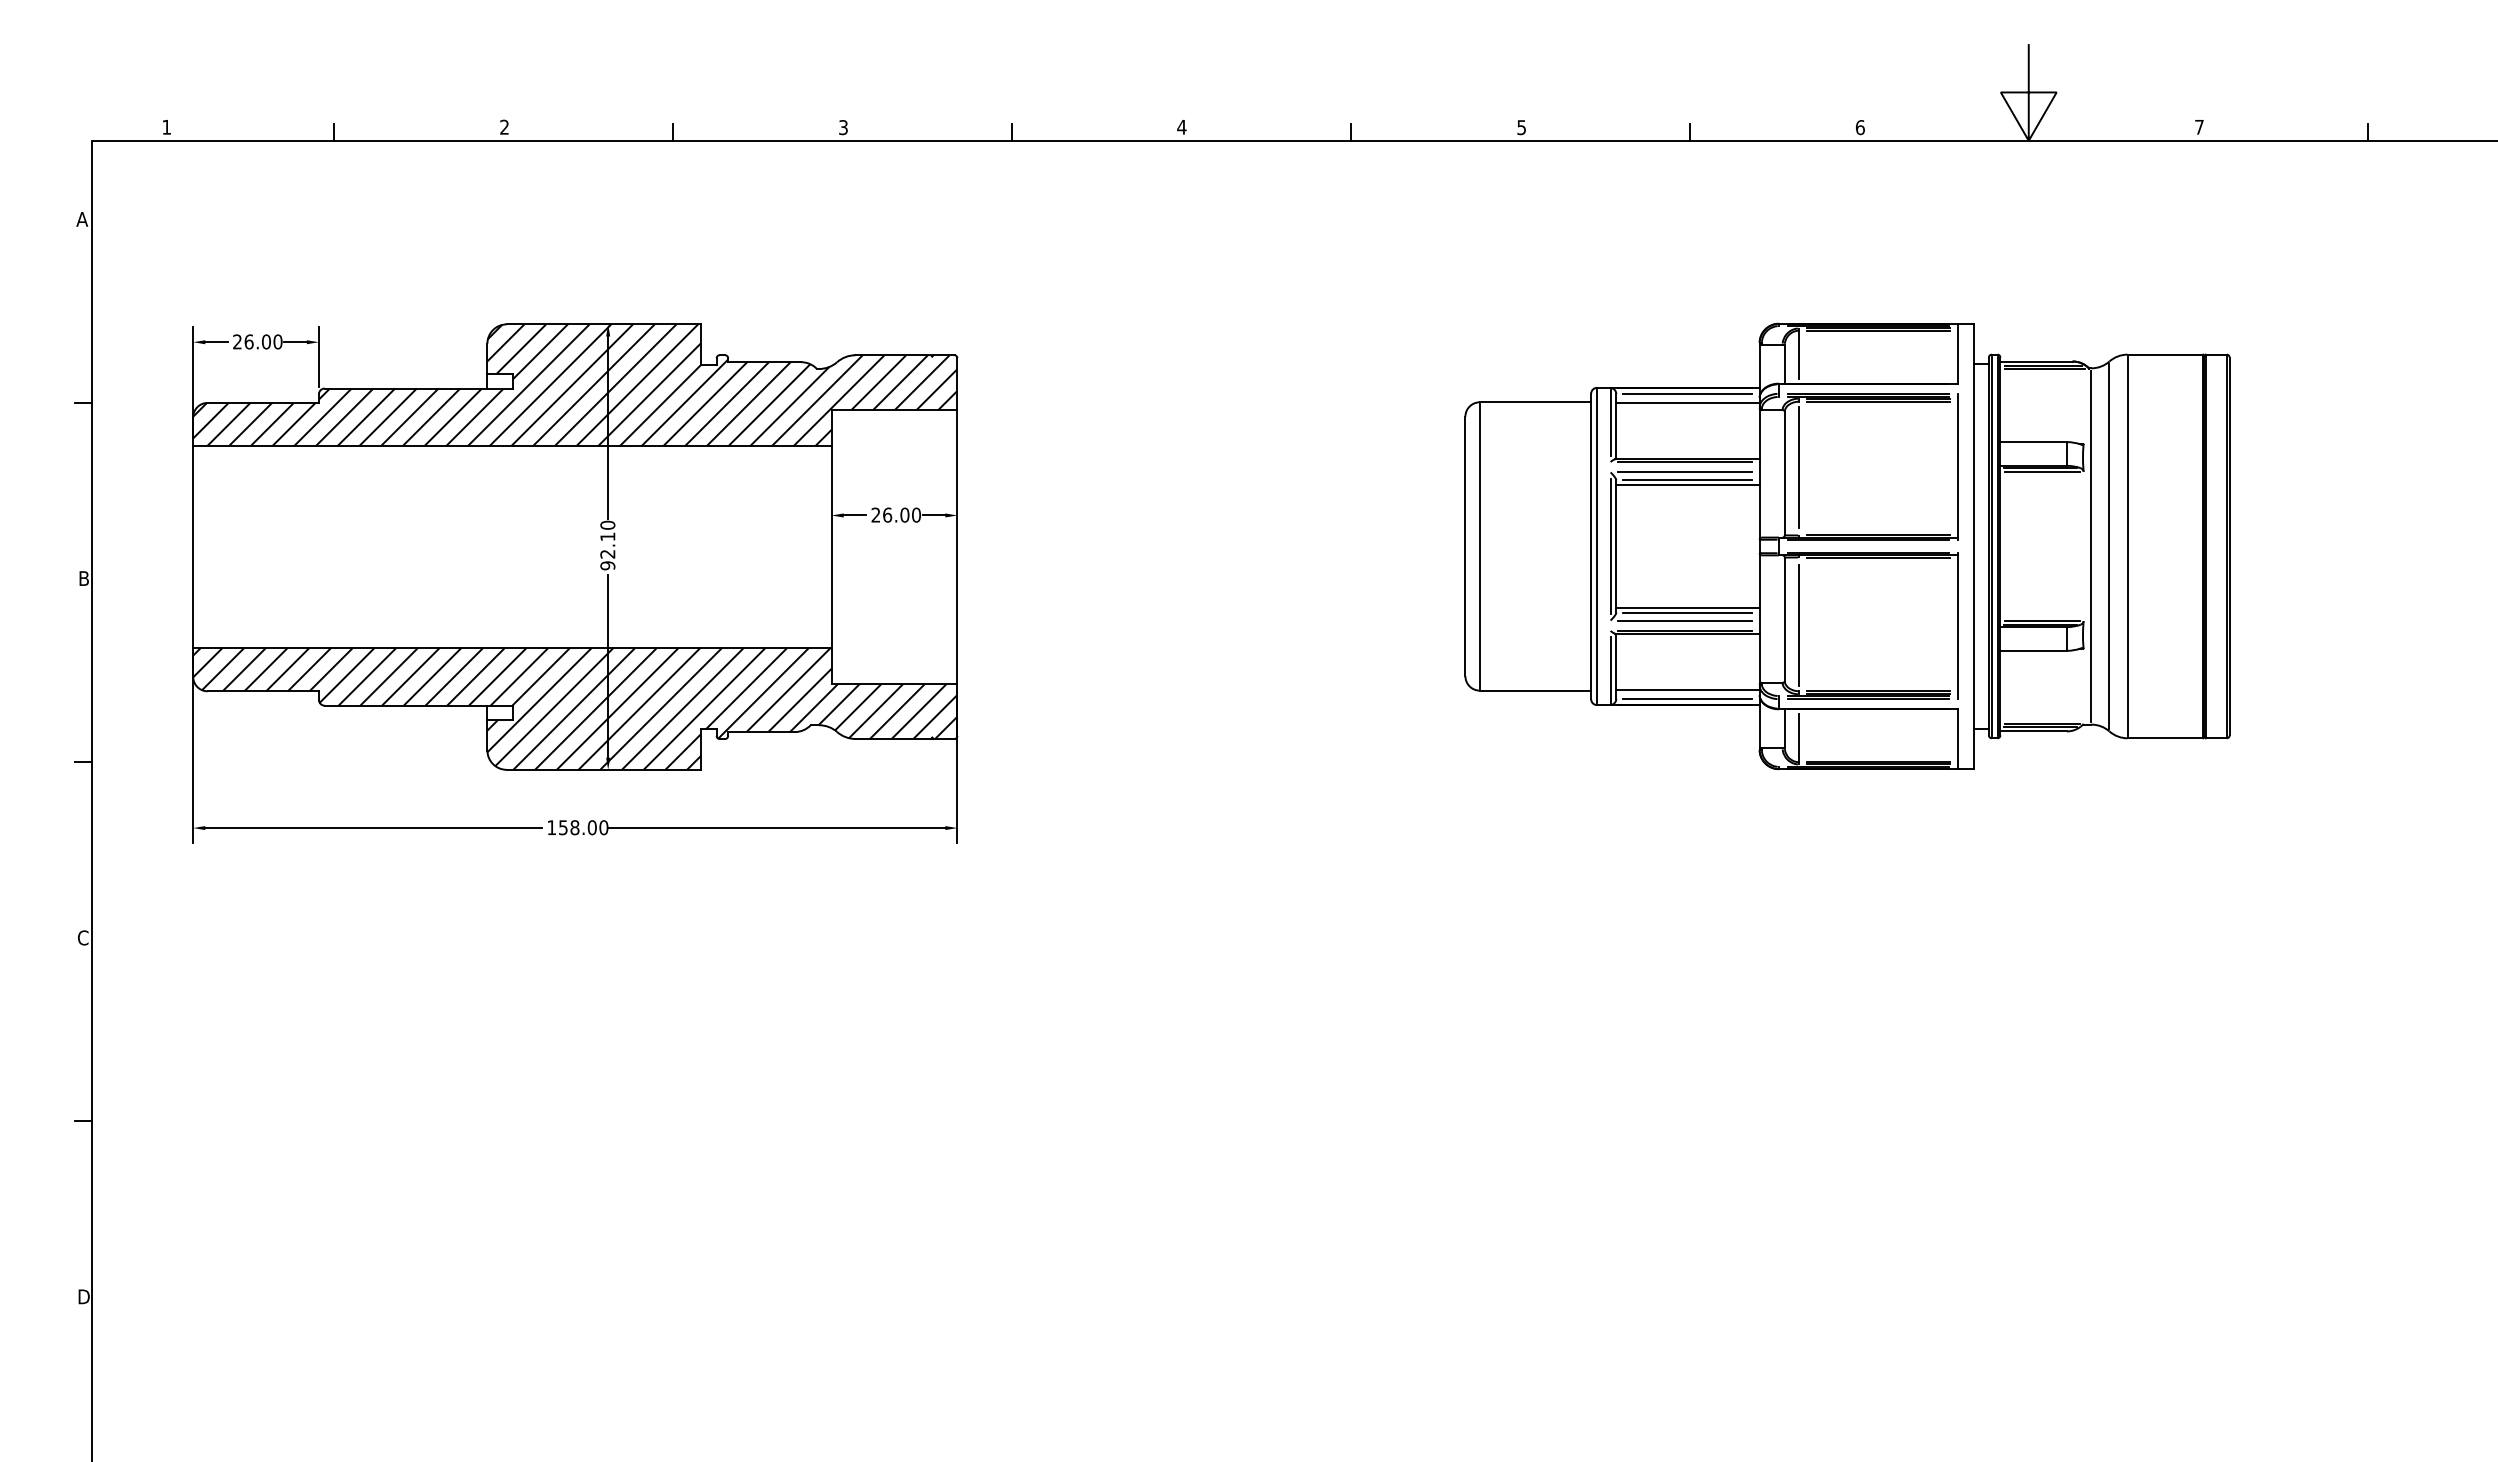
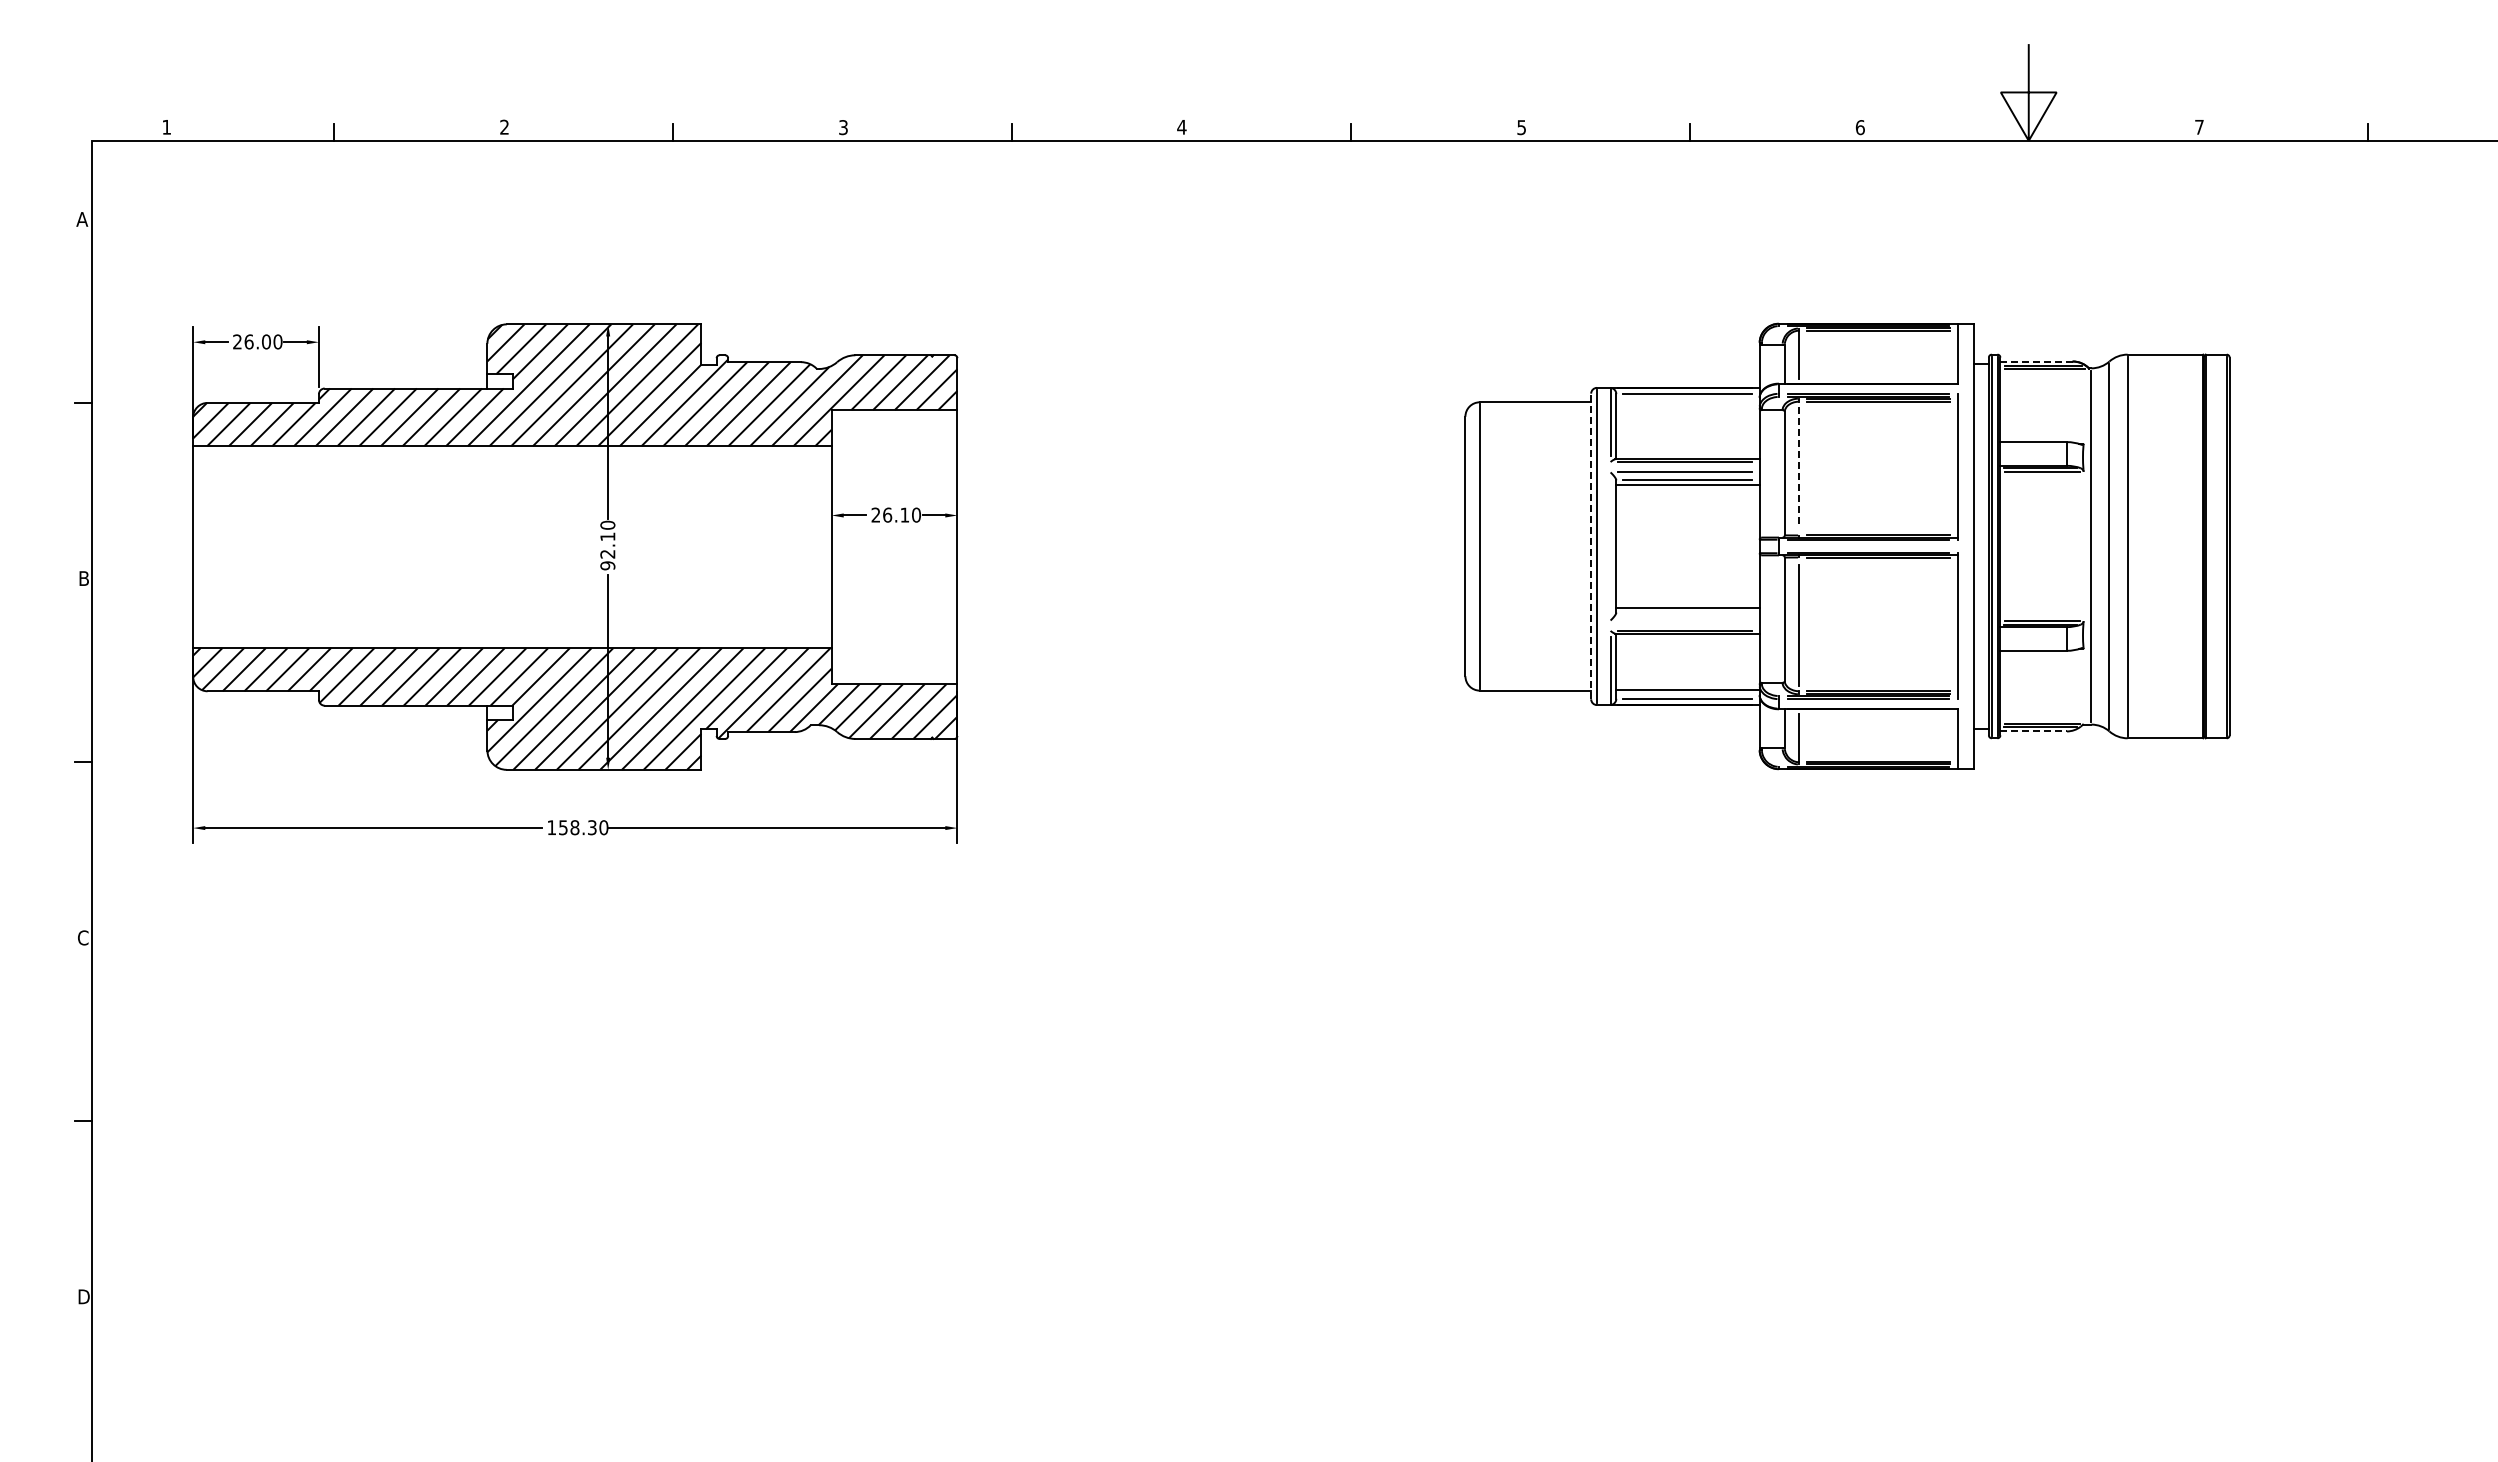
line: solid -> dashed (2035, 361)
line: present -> none (1687, 402)
line: solid -> dashed (1799, 468)
text: 26.00 -> 26.10 (904, 514)
line: solid -> dashed (1591, 546)
line: present -> none (1610, 546)
line: present -> none (1687, 612)
line: present -> none (1685, 620)
line: solid -> dashed (2034, 731)
text: 158.00 -> 158.30 (591, 827)
